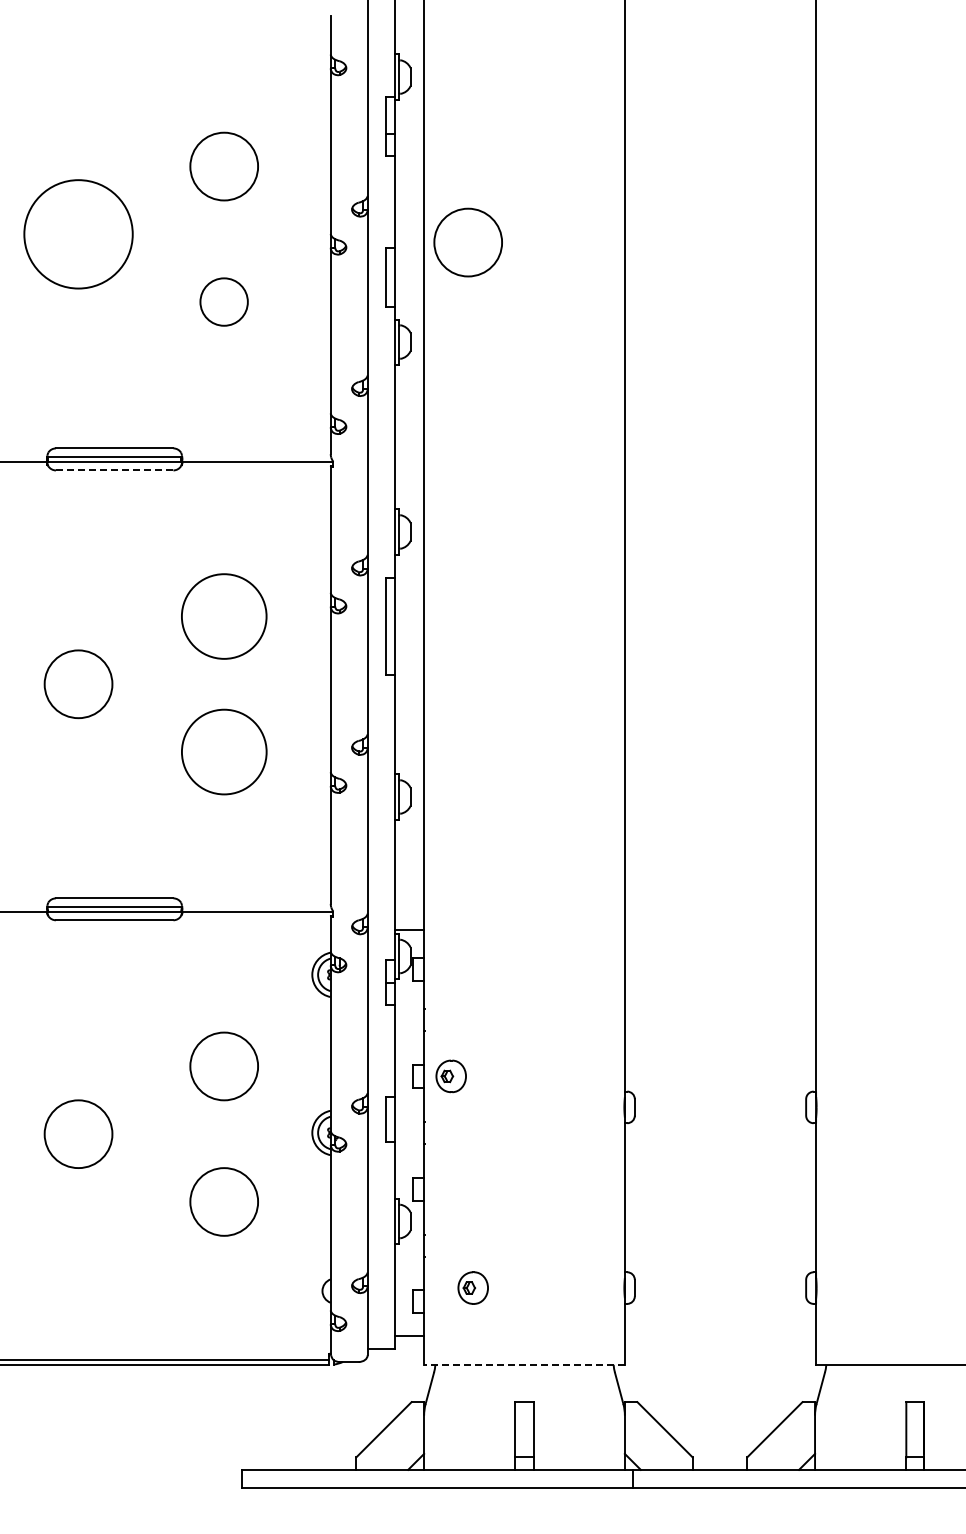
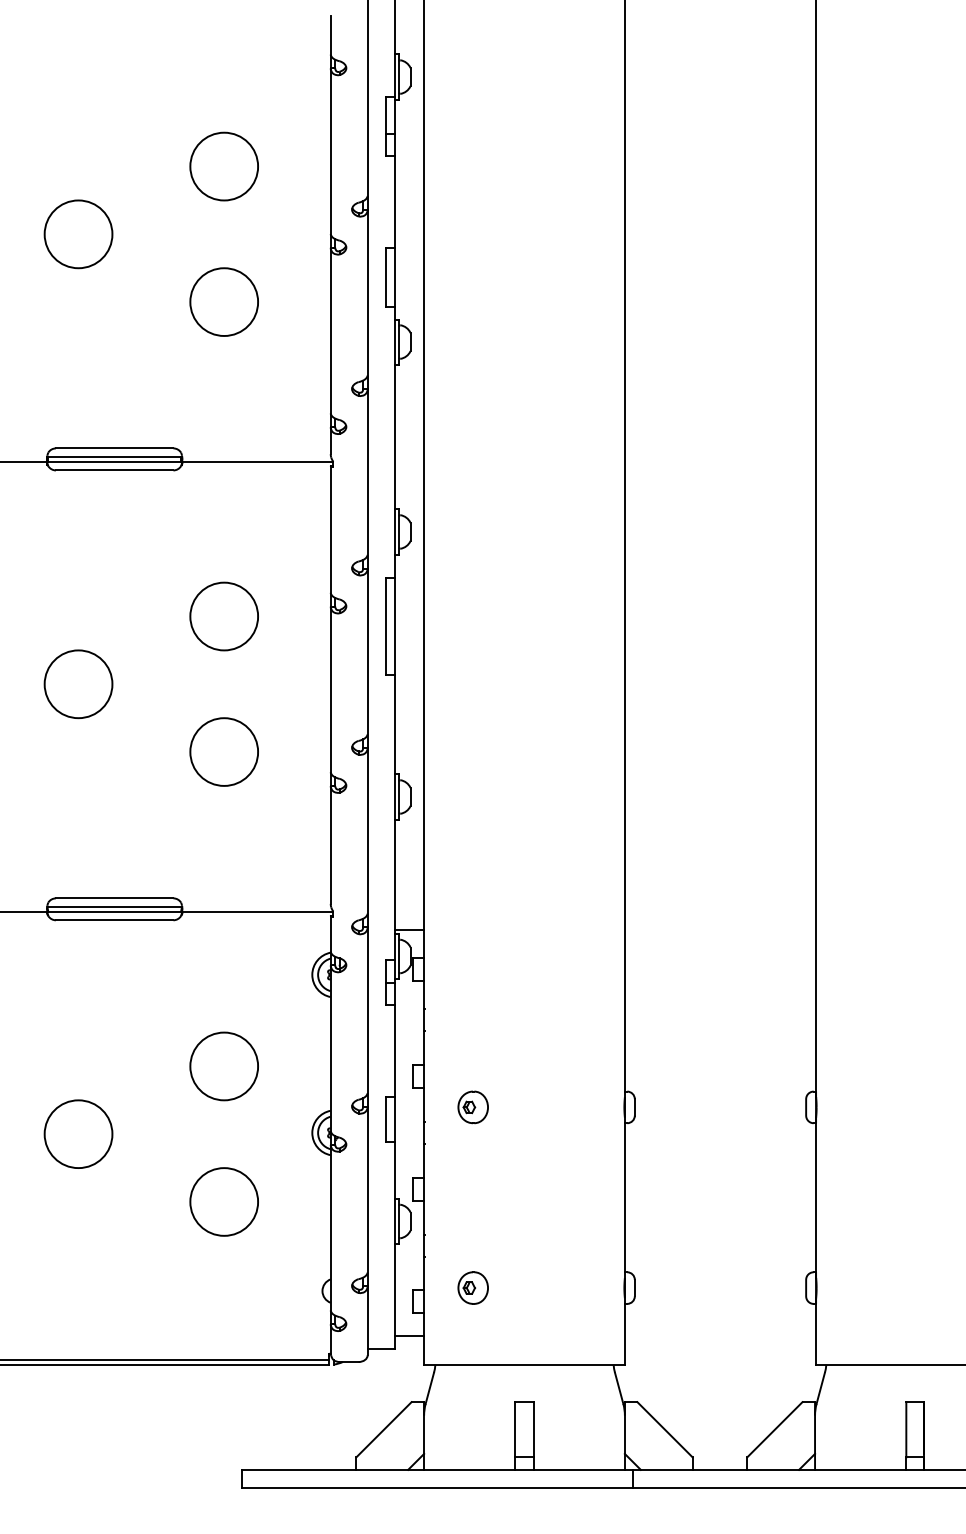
circle diameter: 108 px -> 68 px (78, 234)
circle: present -> none (467, 242)
circle size: 50x50 px -> 70x70 px (223, 301)
line: dashed -> solid (114, 470)
circle diameter: 85 px -> 68 px (224, 616)
circle size: 87x88 px -> 70x70 px (223, 751)
part position: (450, 1076) -> (472, 1107) (472, 1107)
line: dashed -> solid (524, 1364)
